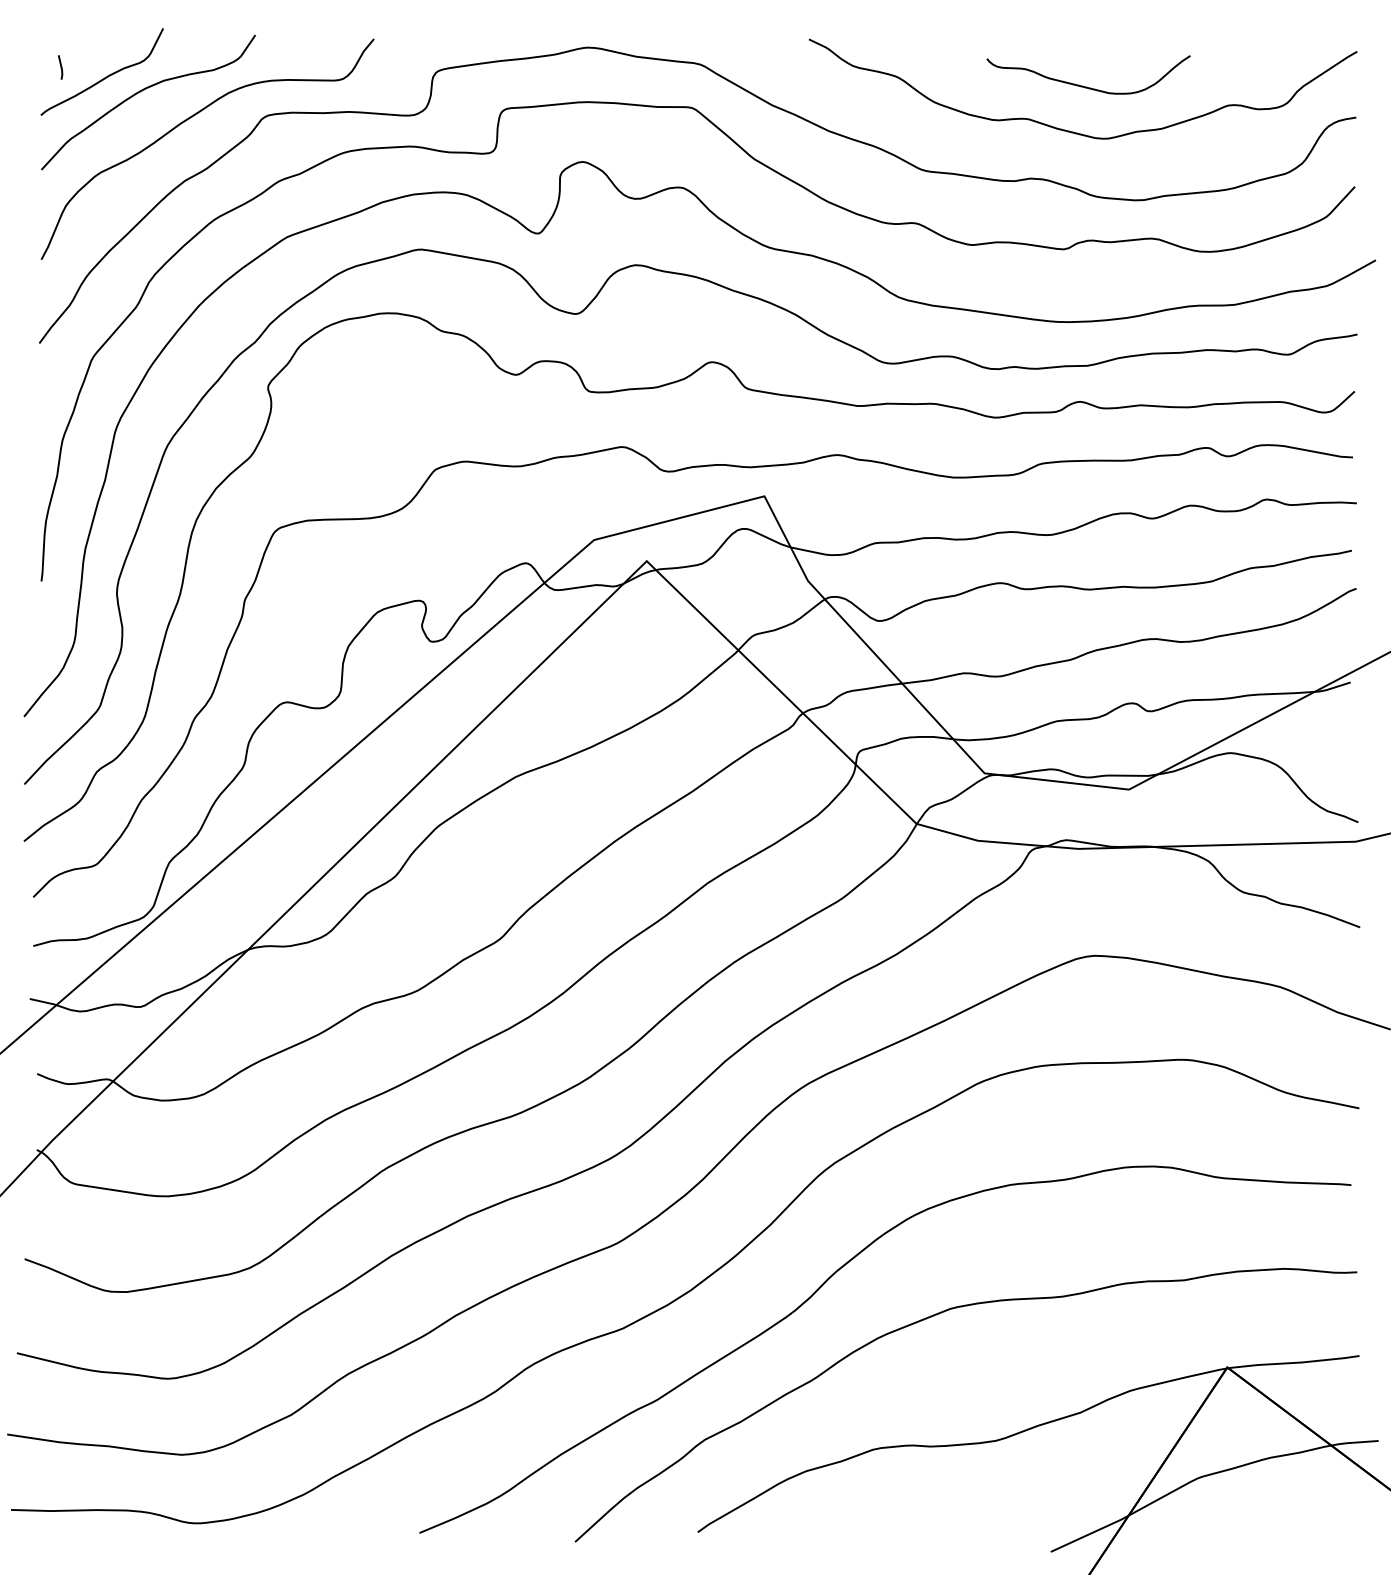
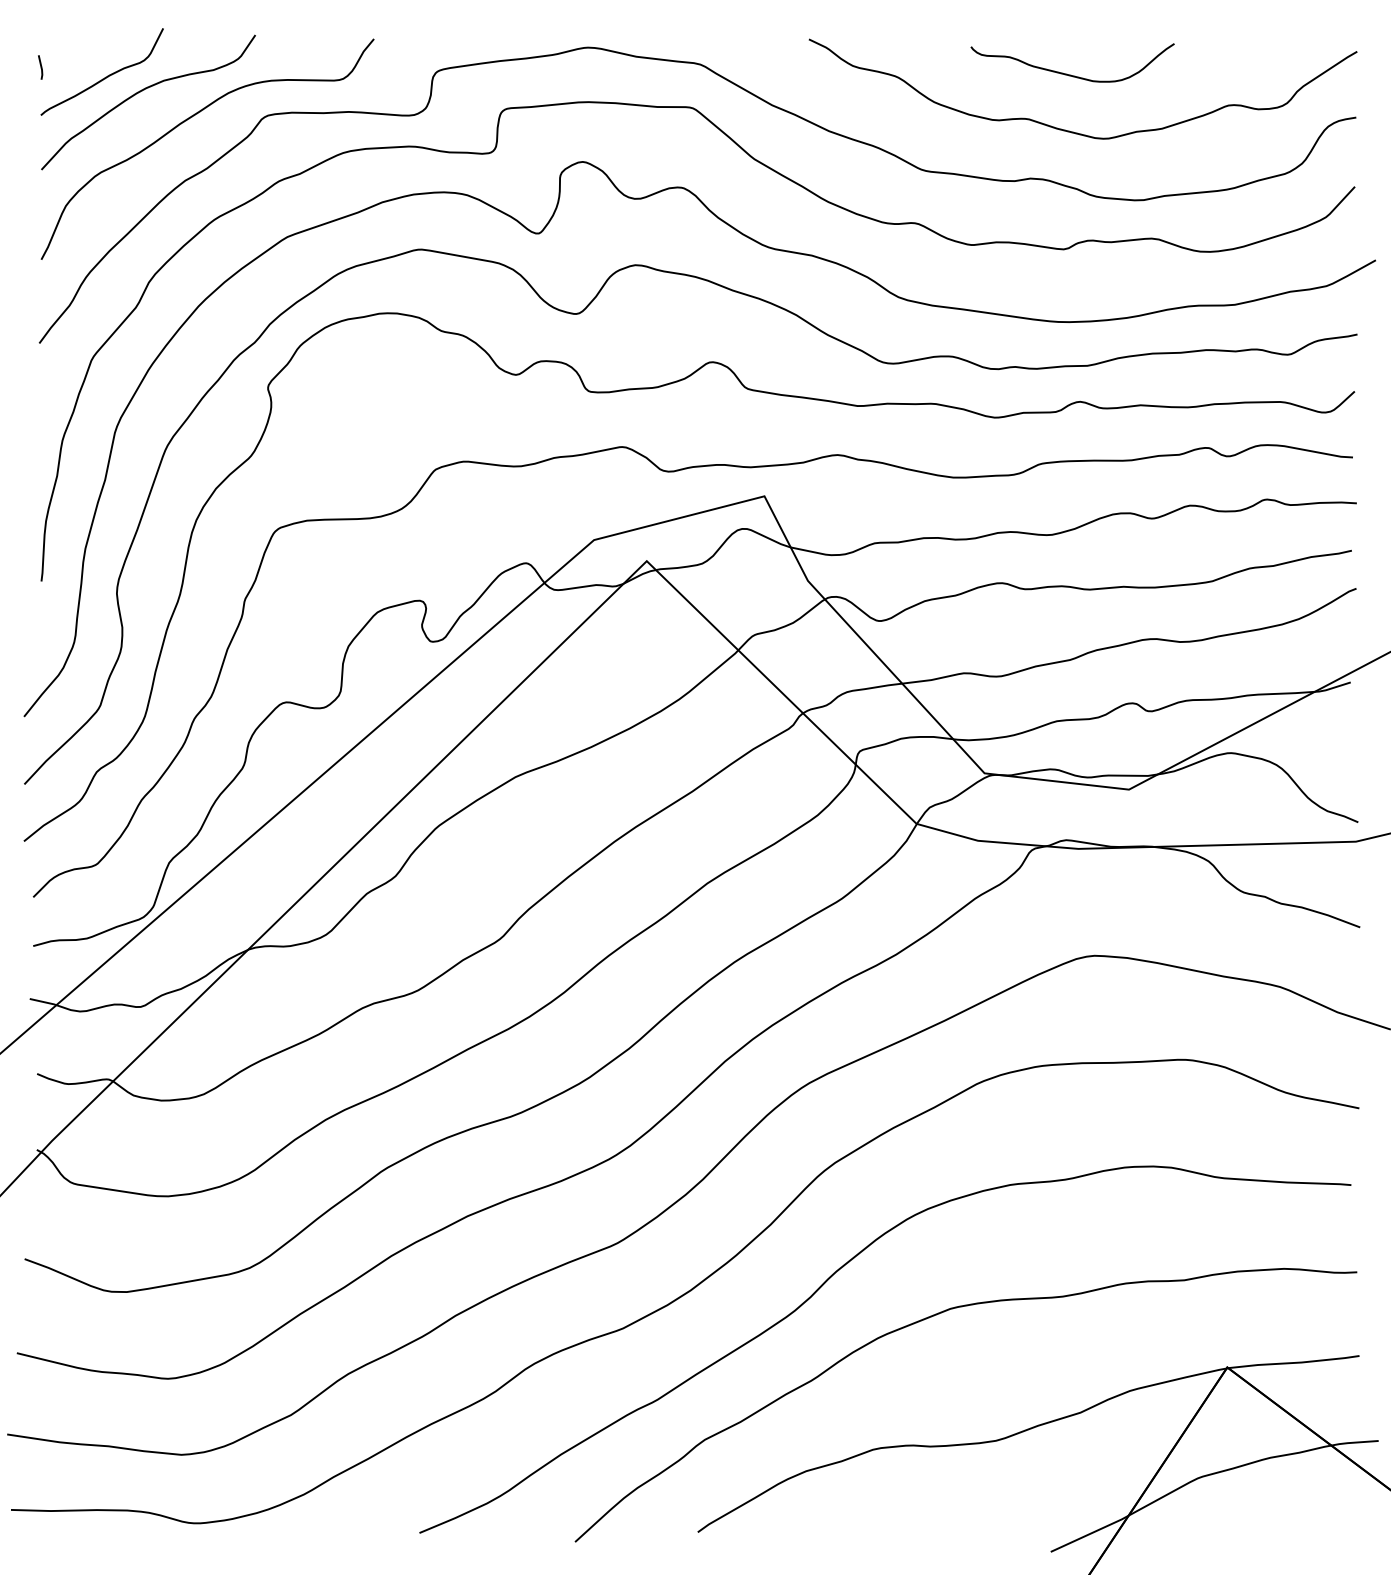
line position: (60, 67) -> (40, 67) (40, 67)
curve position: (1086, 86) -> (1070, 74) (1070, 74)
